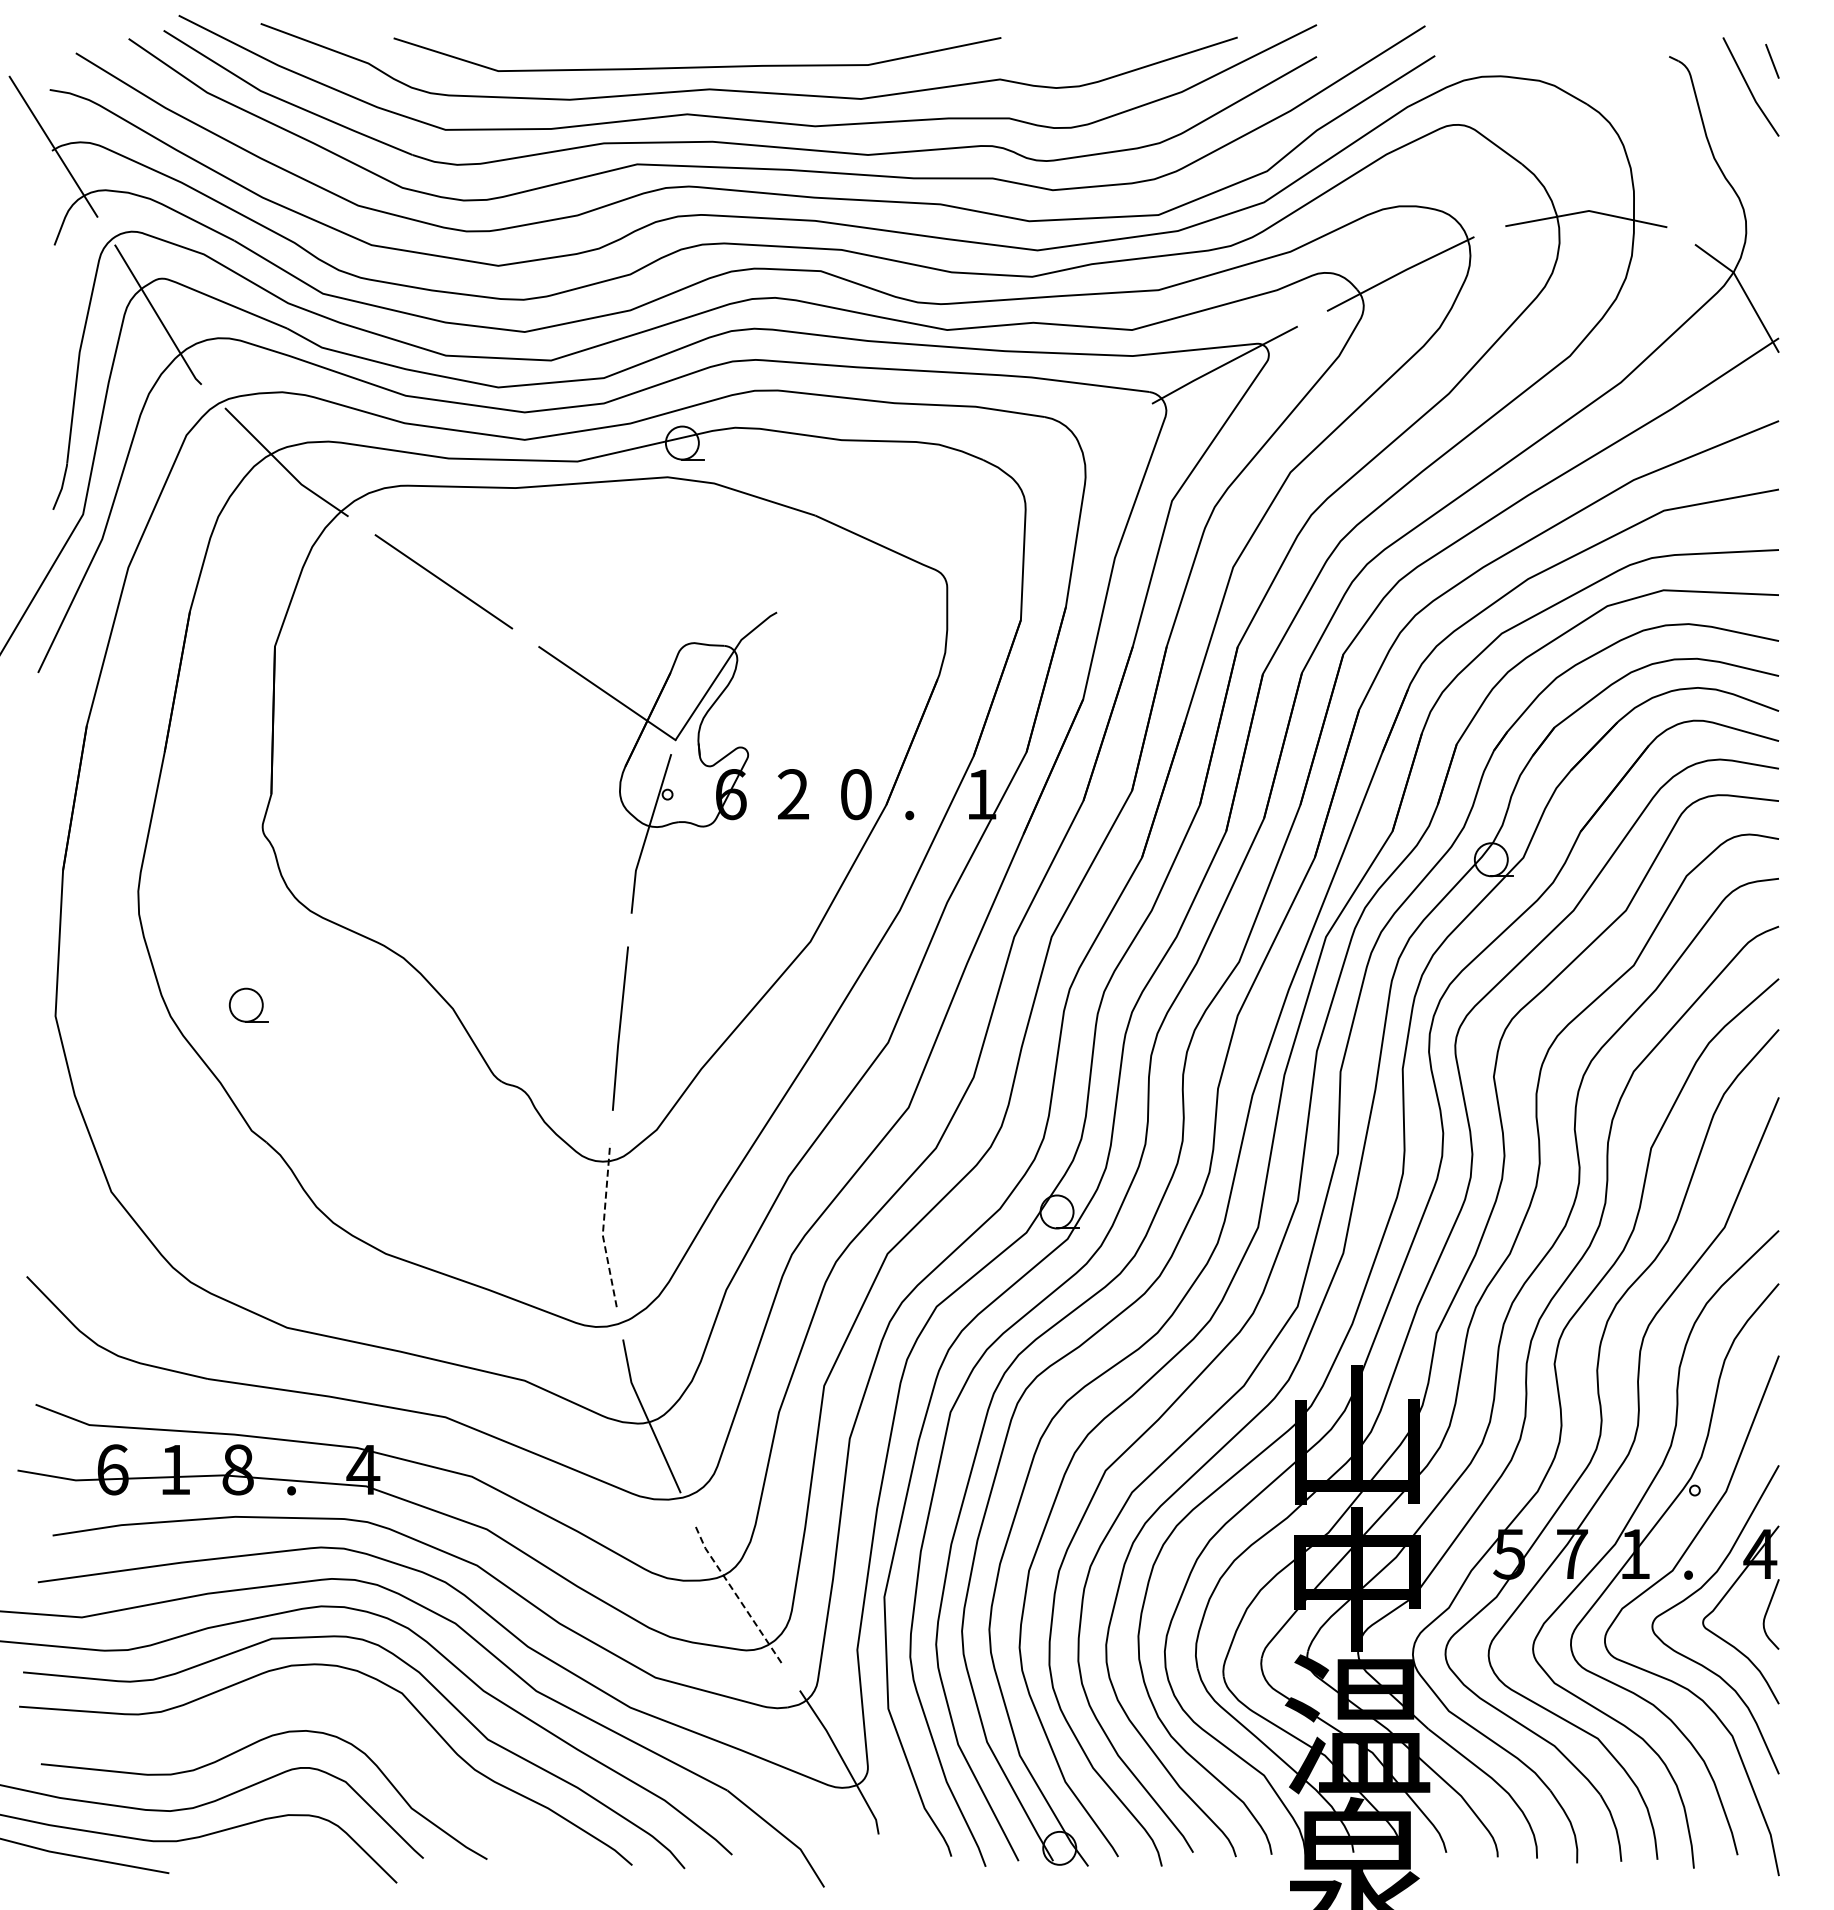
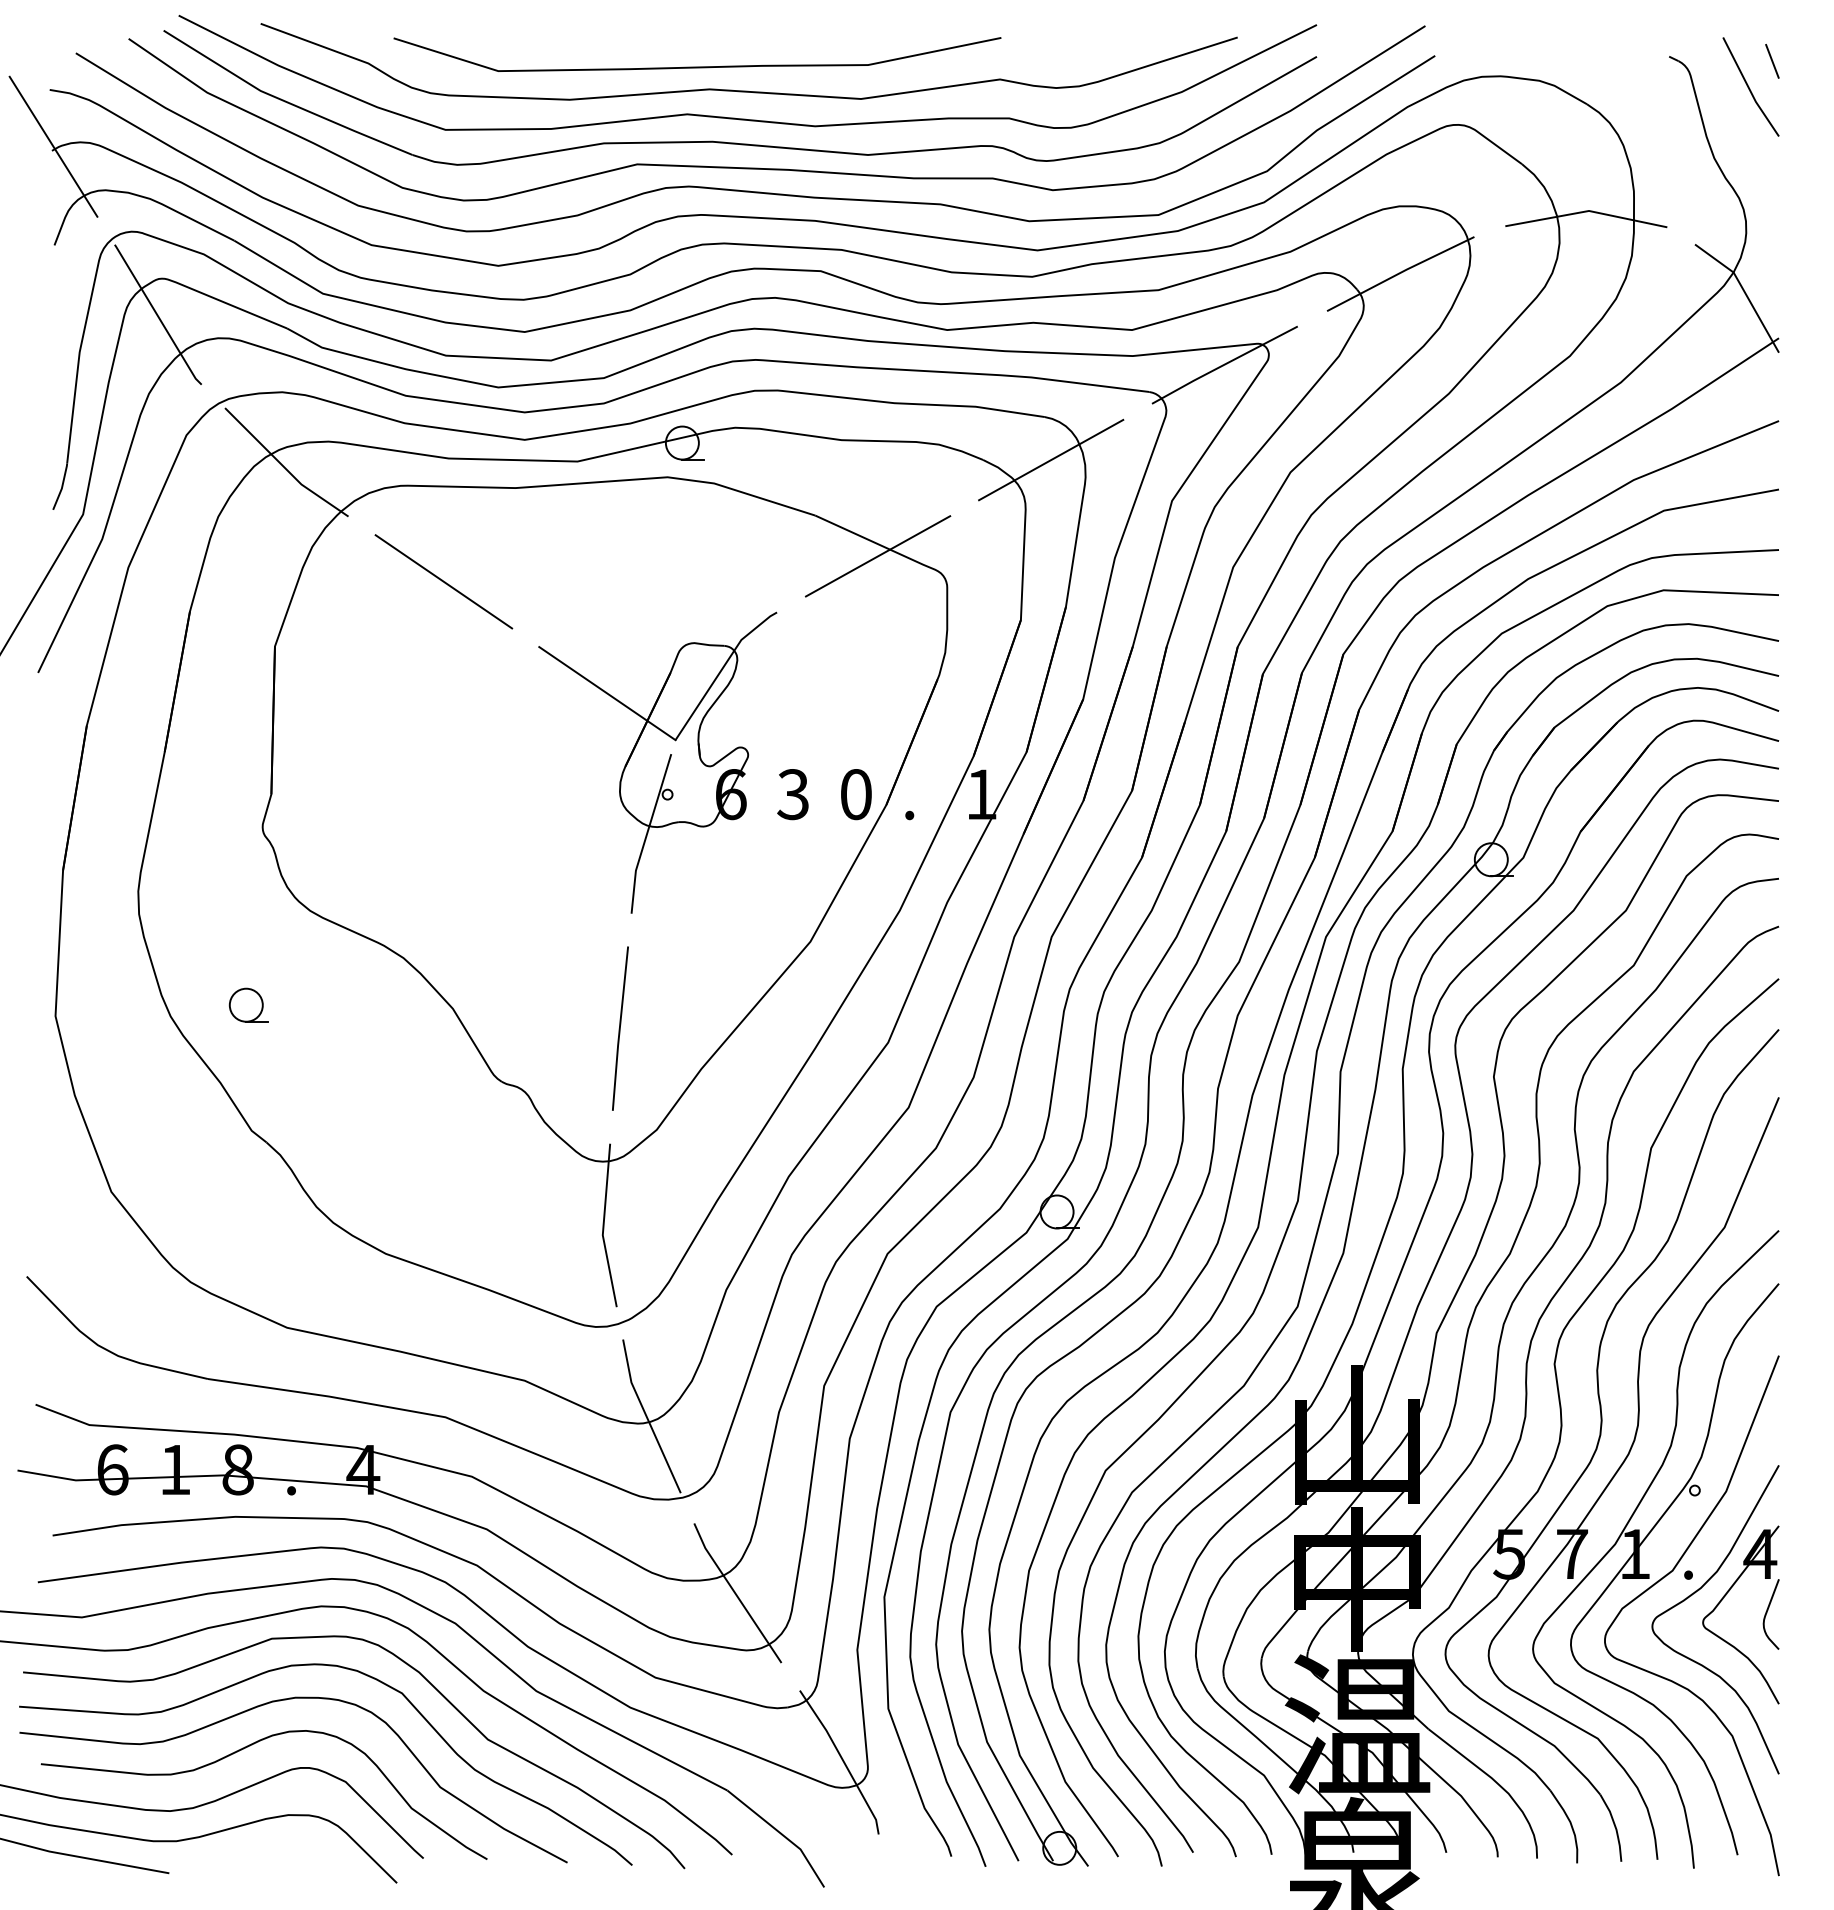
line: none -> present (1051, 459)
line: none -> present (877, 556)
text: 2 -> 3 (792, 794)
line: dashed -> solid (603, 1226)
line: dashed -> solid (735, 1593)
curve: none -> present (280, 1701)
